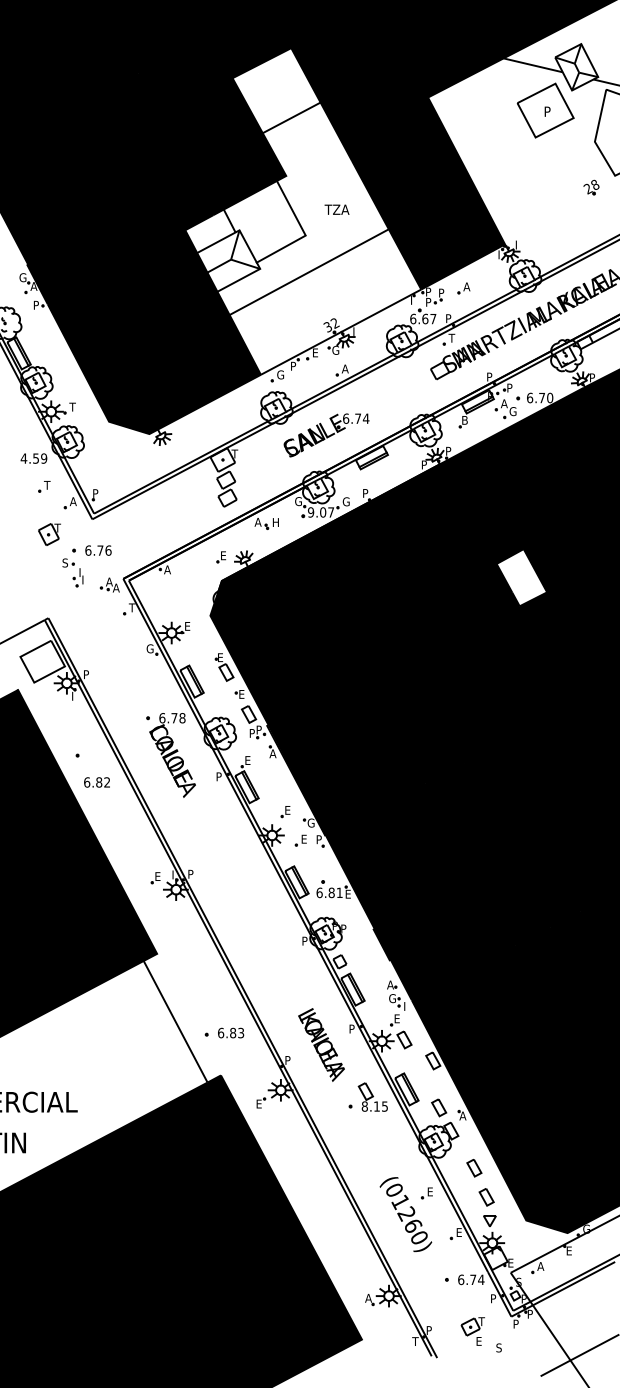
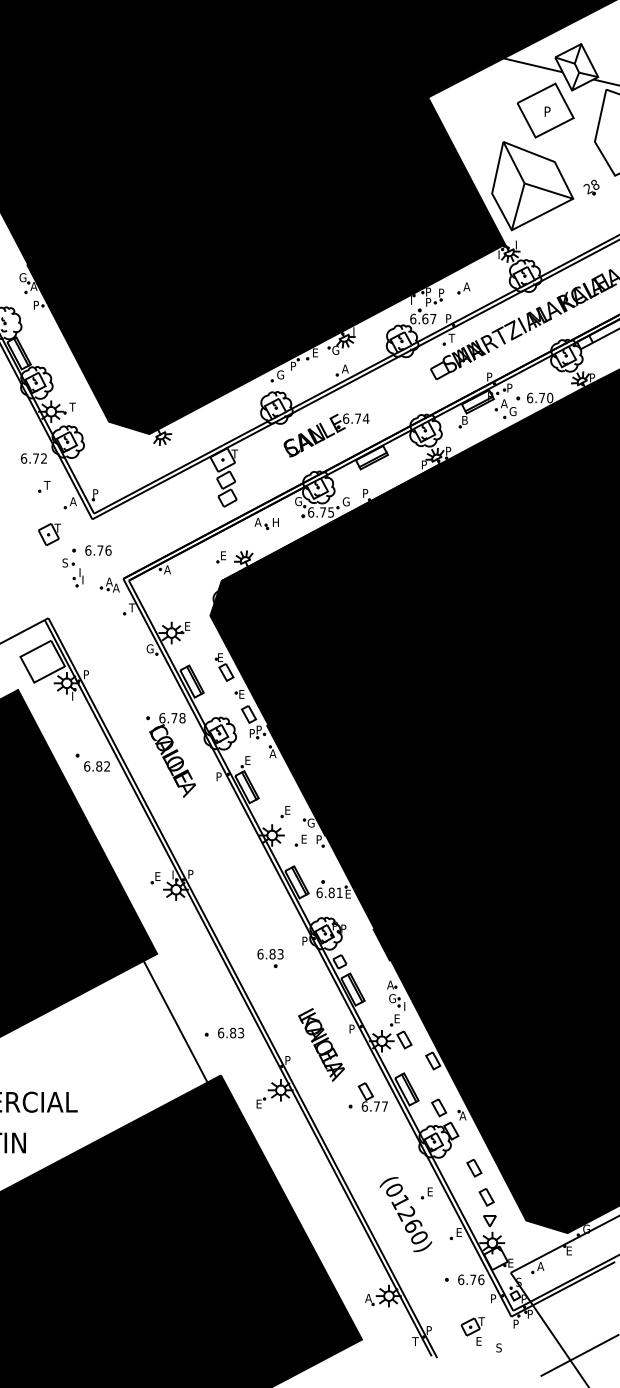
part: none -> present (532, 186)
fill: none -> present (303, 211)
text: 4.59 -> 6.72 (33, 458)
text: 9.07 -> 6.75 (320, 512)
fill: none -> present (521, 577)
text position: (96, 782) -> (96, 766) (96, 766)
part: none -> present (270, 958)
text: 8.15 -> 6.77 (374, 1106)
text: 6.74 -> 6.76 (481, 1279)
